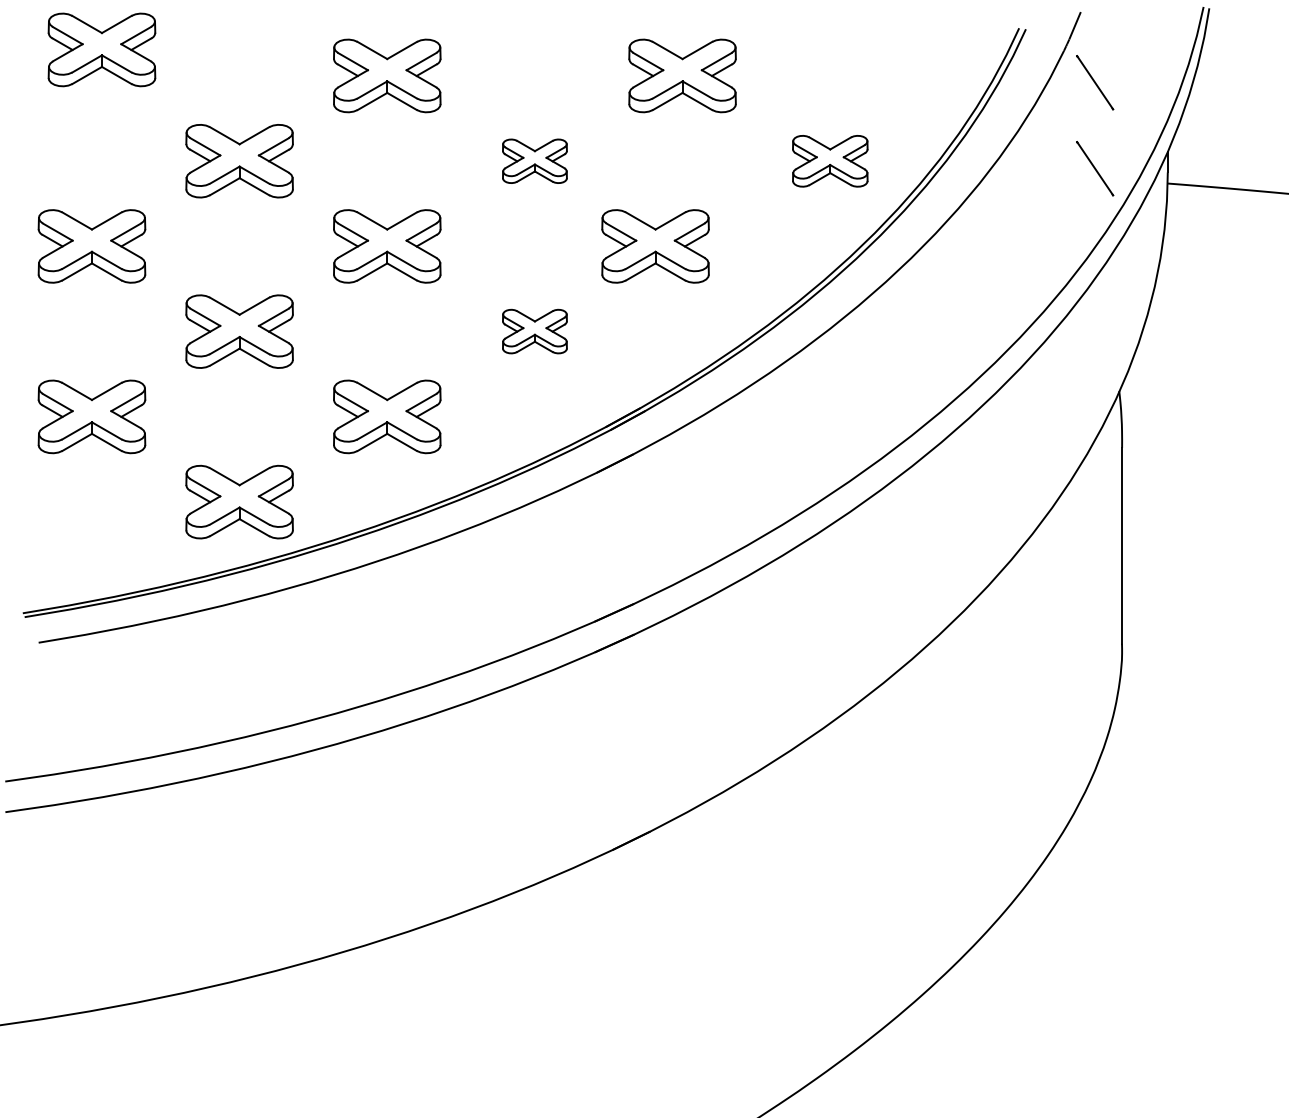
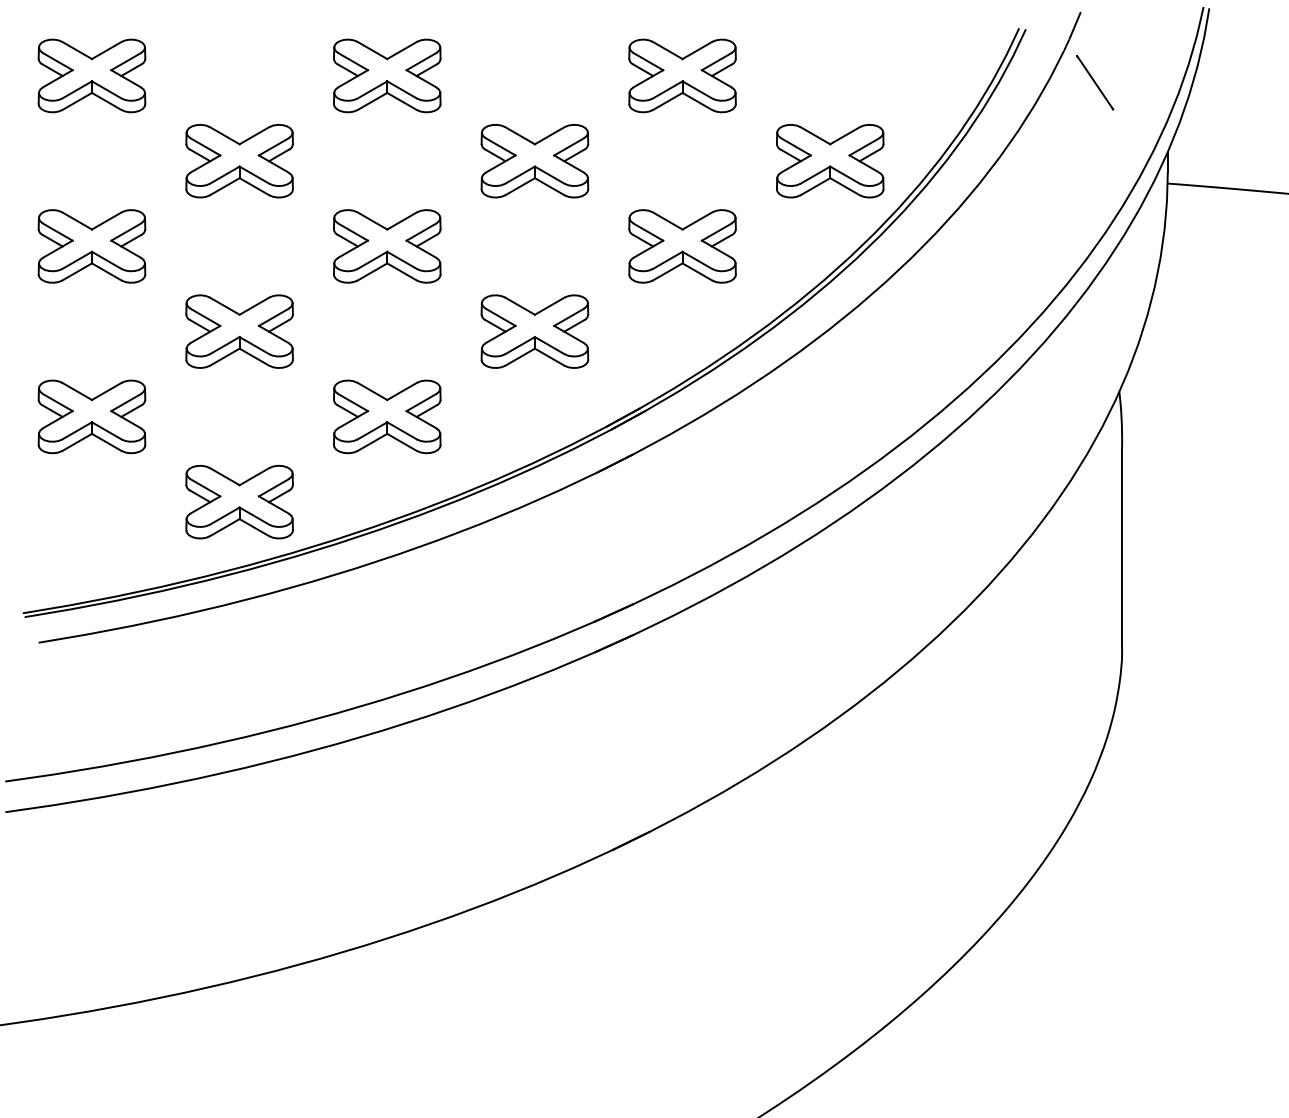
part position: (101, 49) -> (91, 75) (91, 75)
part size: 66x46 px -> 110x75 px (534, 161)
part size: 77x53 px -> 109x75 px (830, 161)
line: present -> none (1095, 168)
part position: (655, 246) -> (682, 246) (682, 246)
part size: 66x47 px -> 110x75 px (534, 331)
